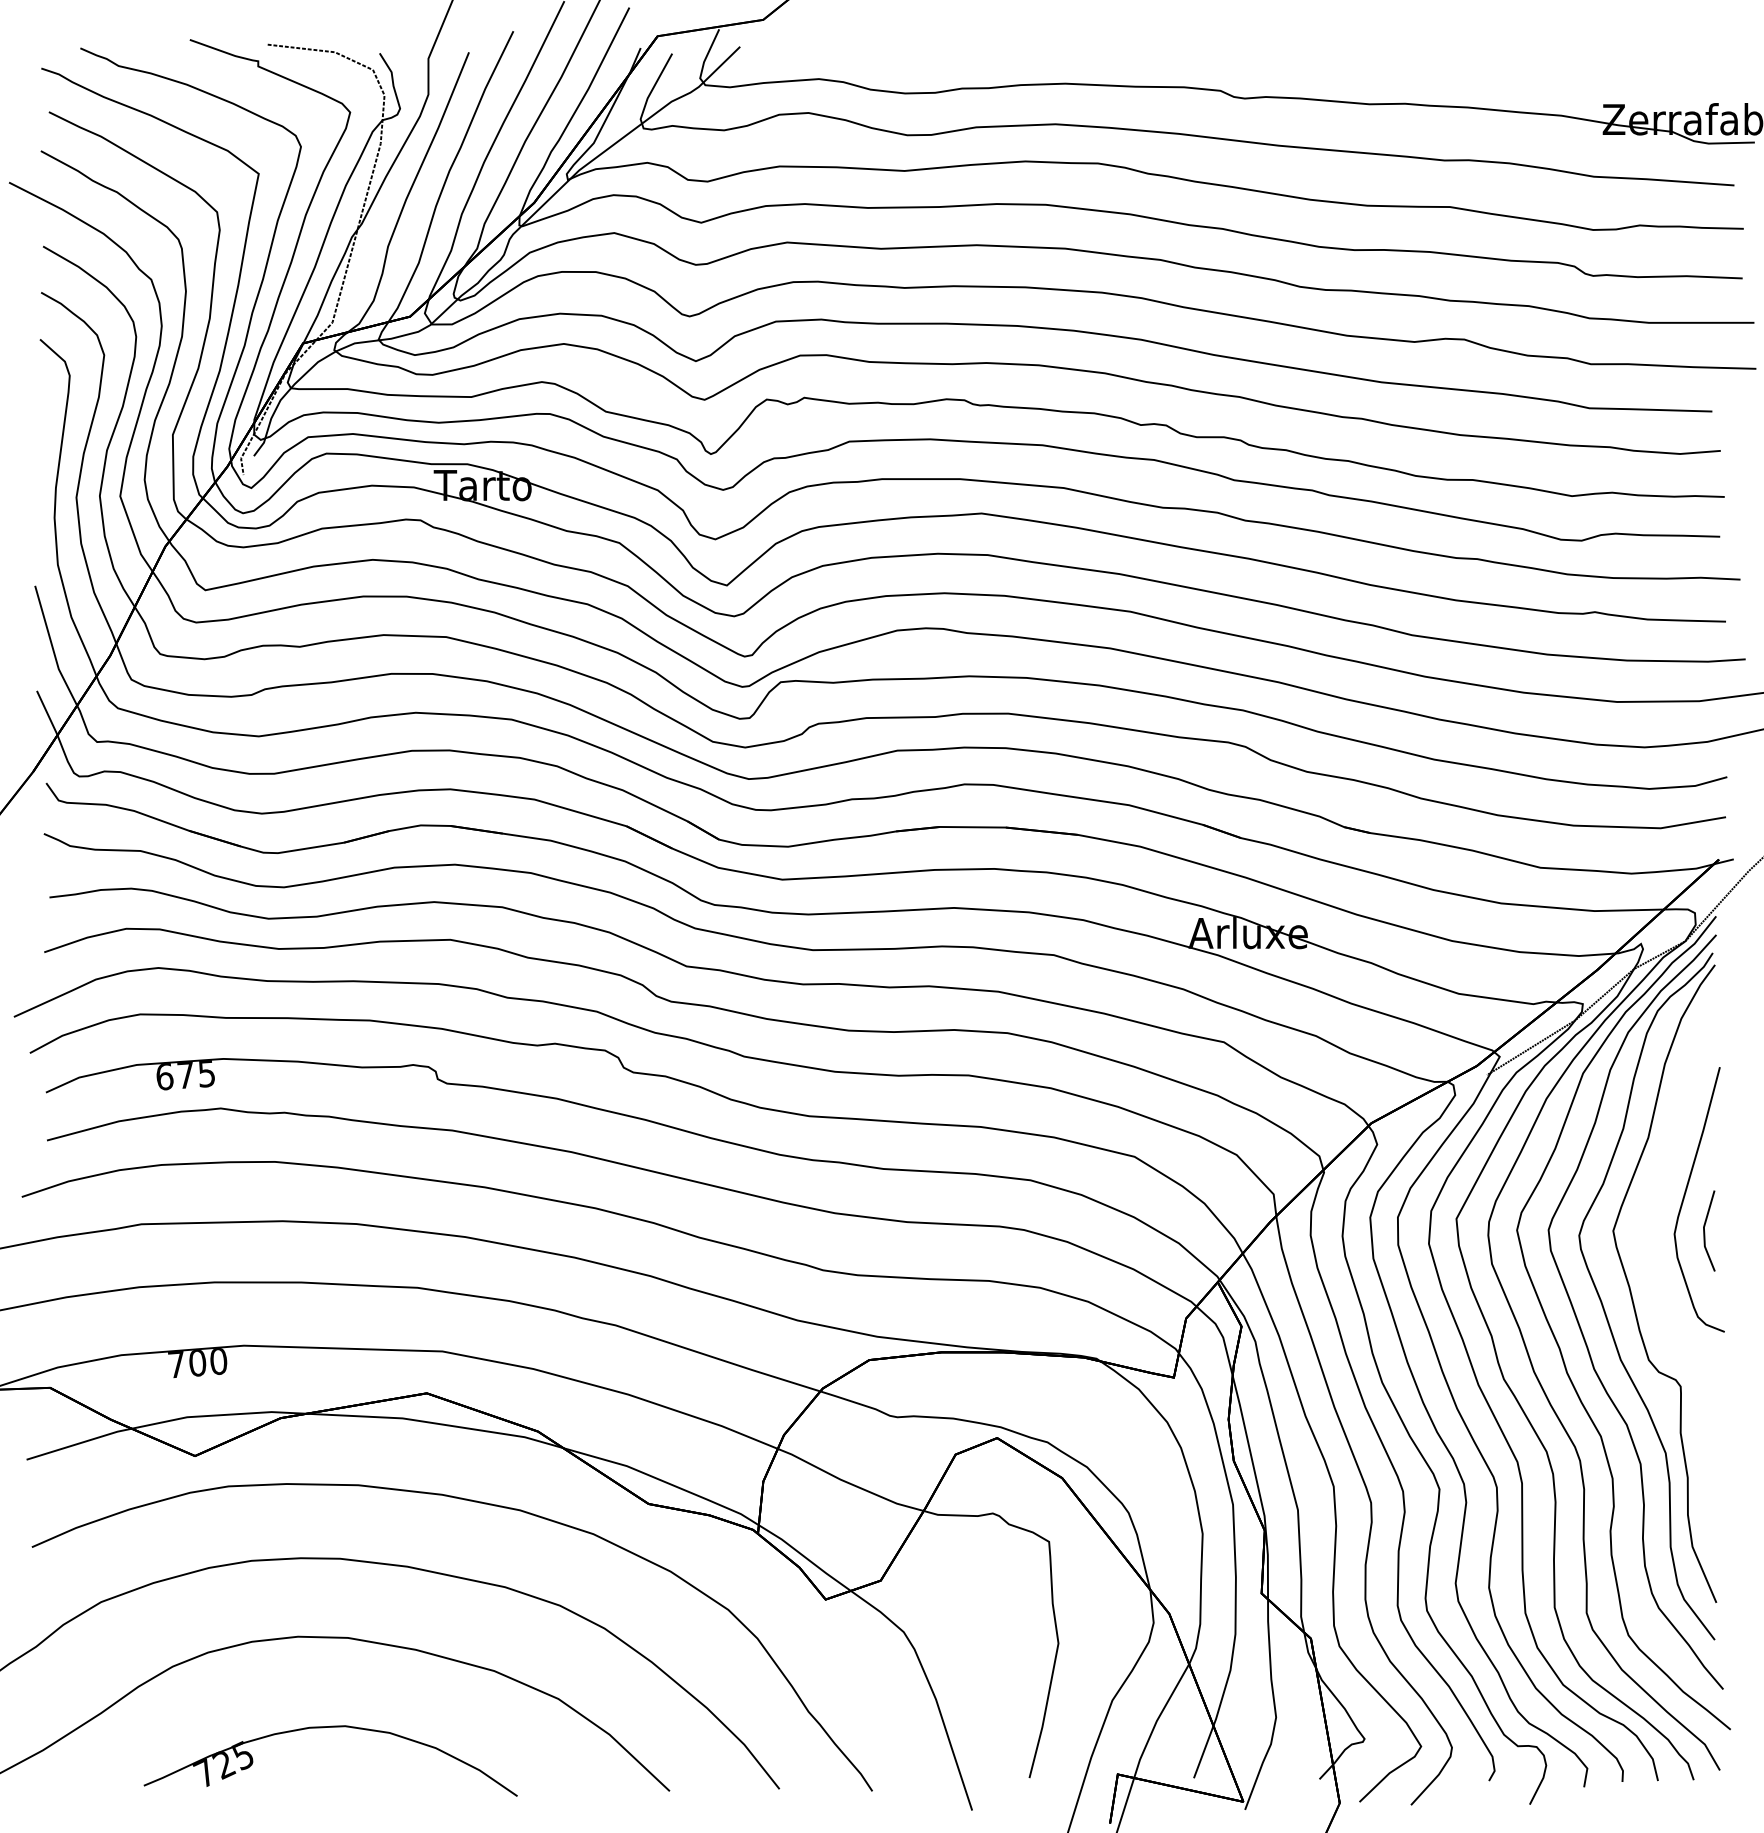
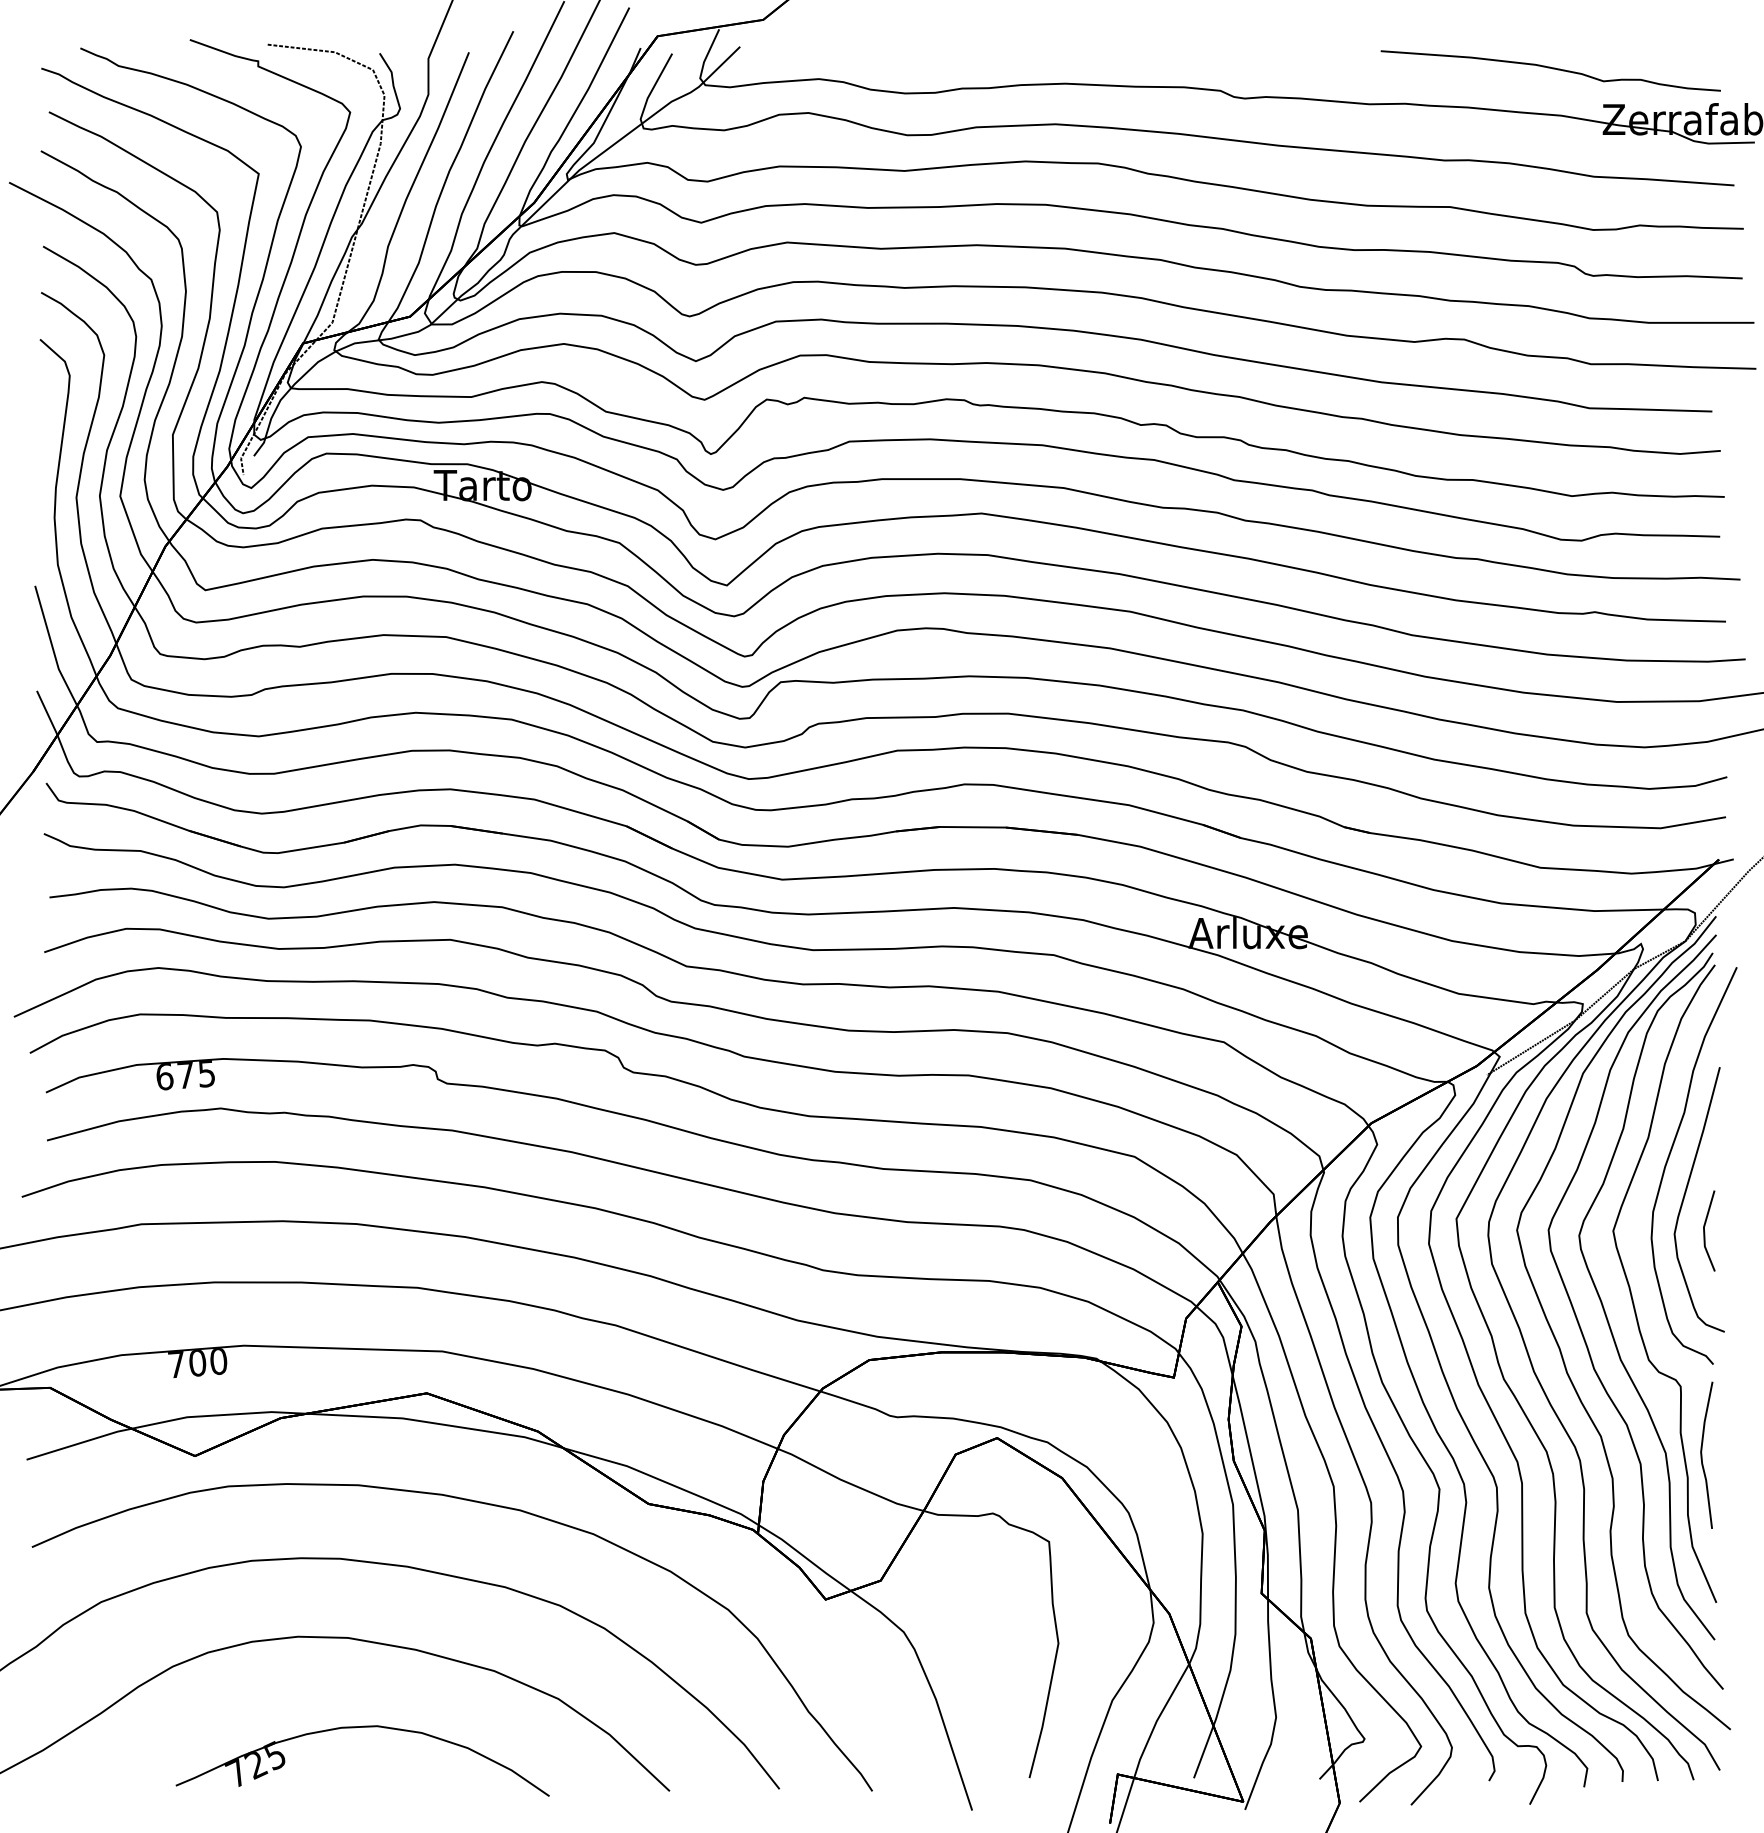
curve: none -> present (1550, 68)
part: none -> present (1654, 1253)
part position: (323, 1728) -> (355, 1728) (355, 1728)
